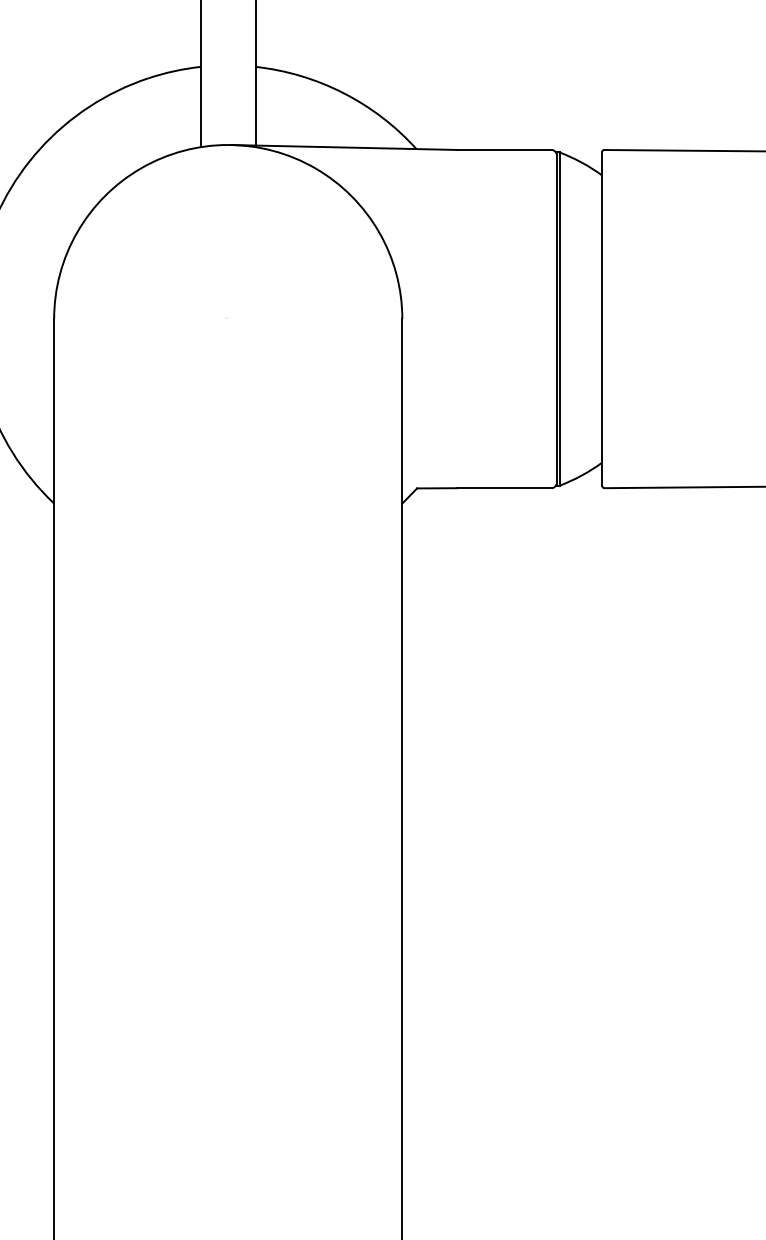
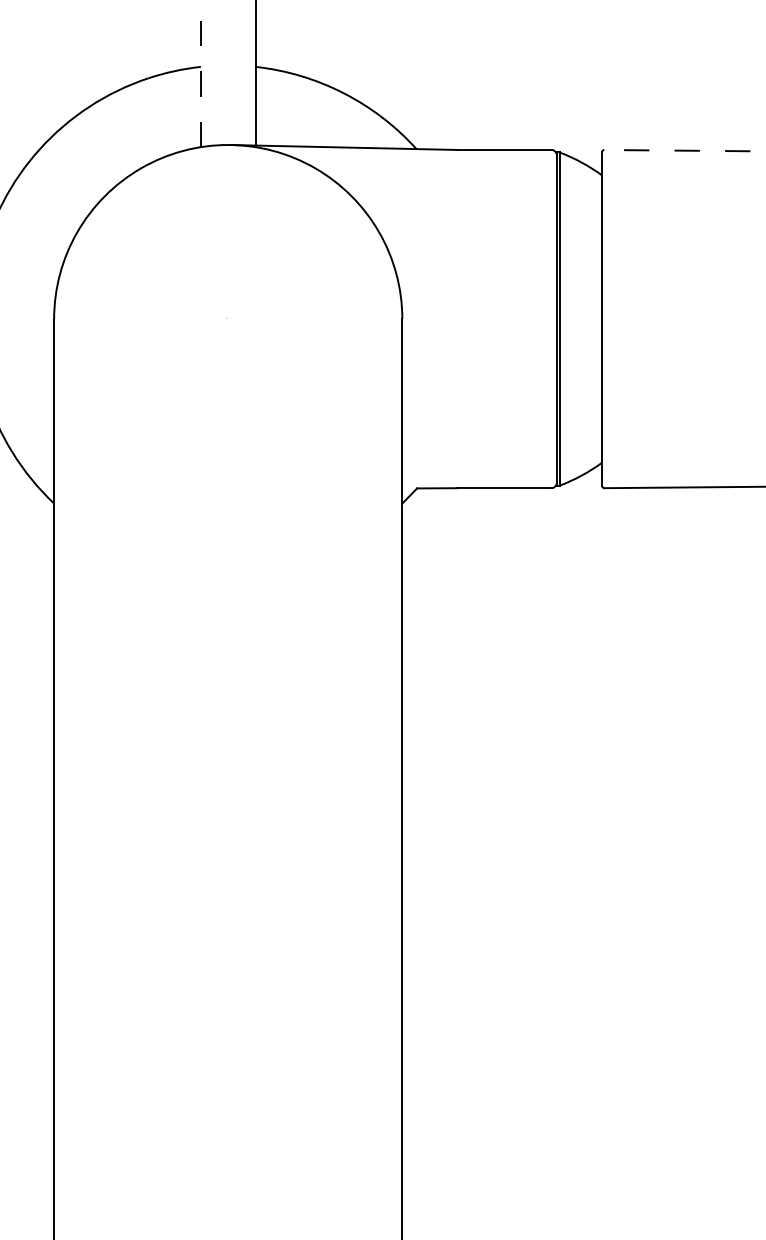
line: solid -> dashed (200, 73)
line: solid -> dashed (685, 150)
